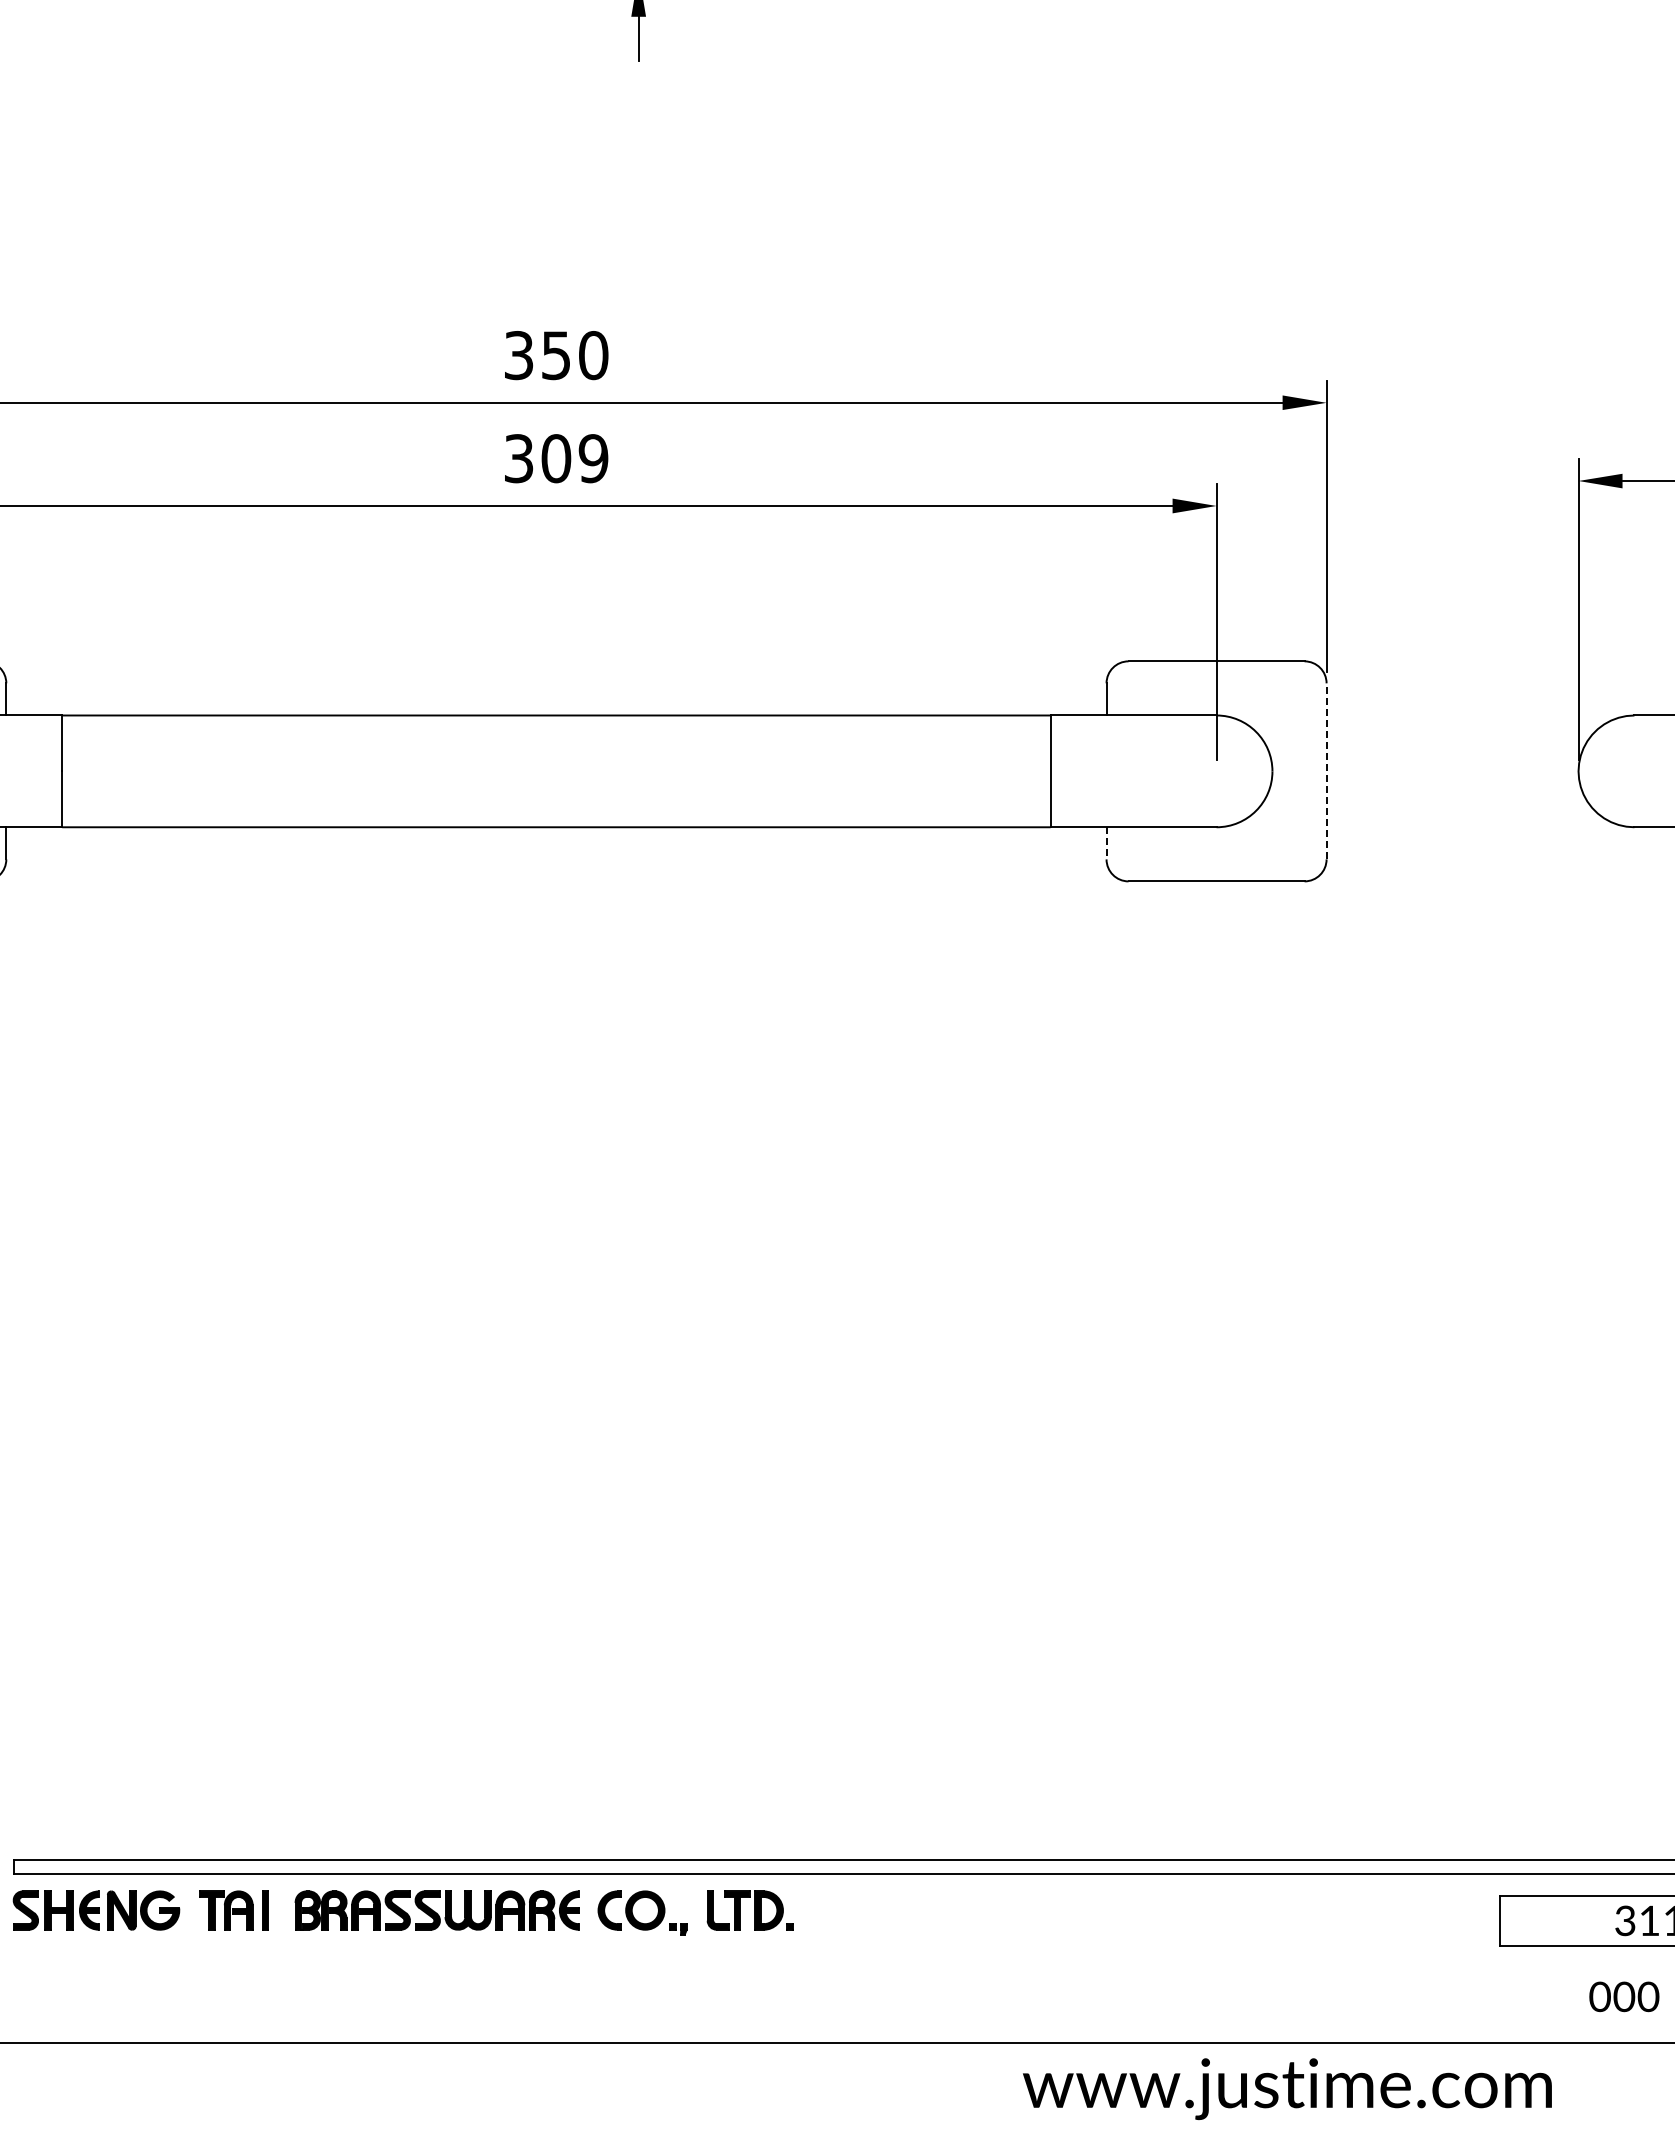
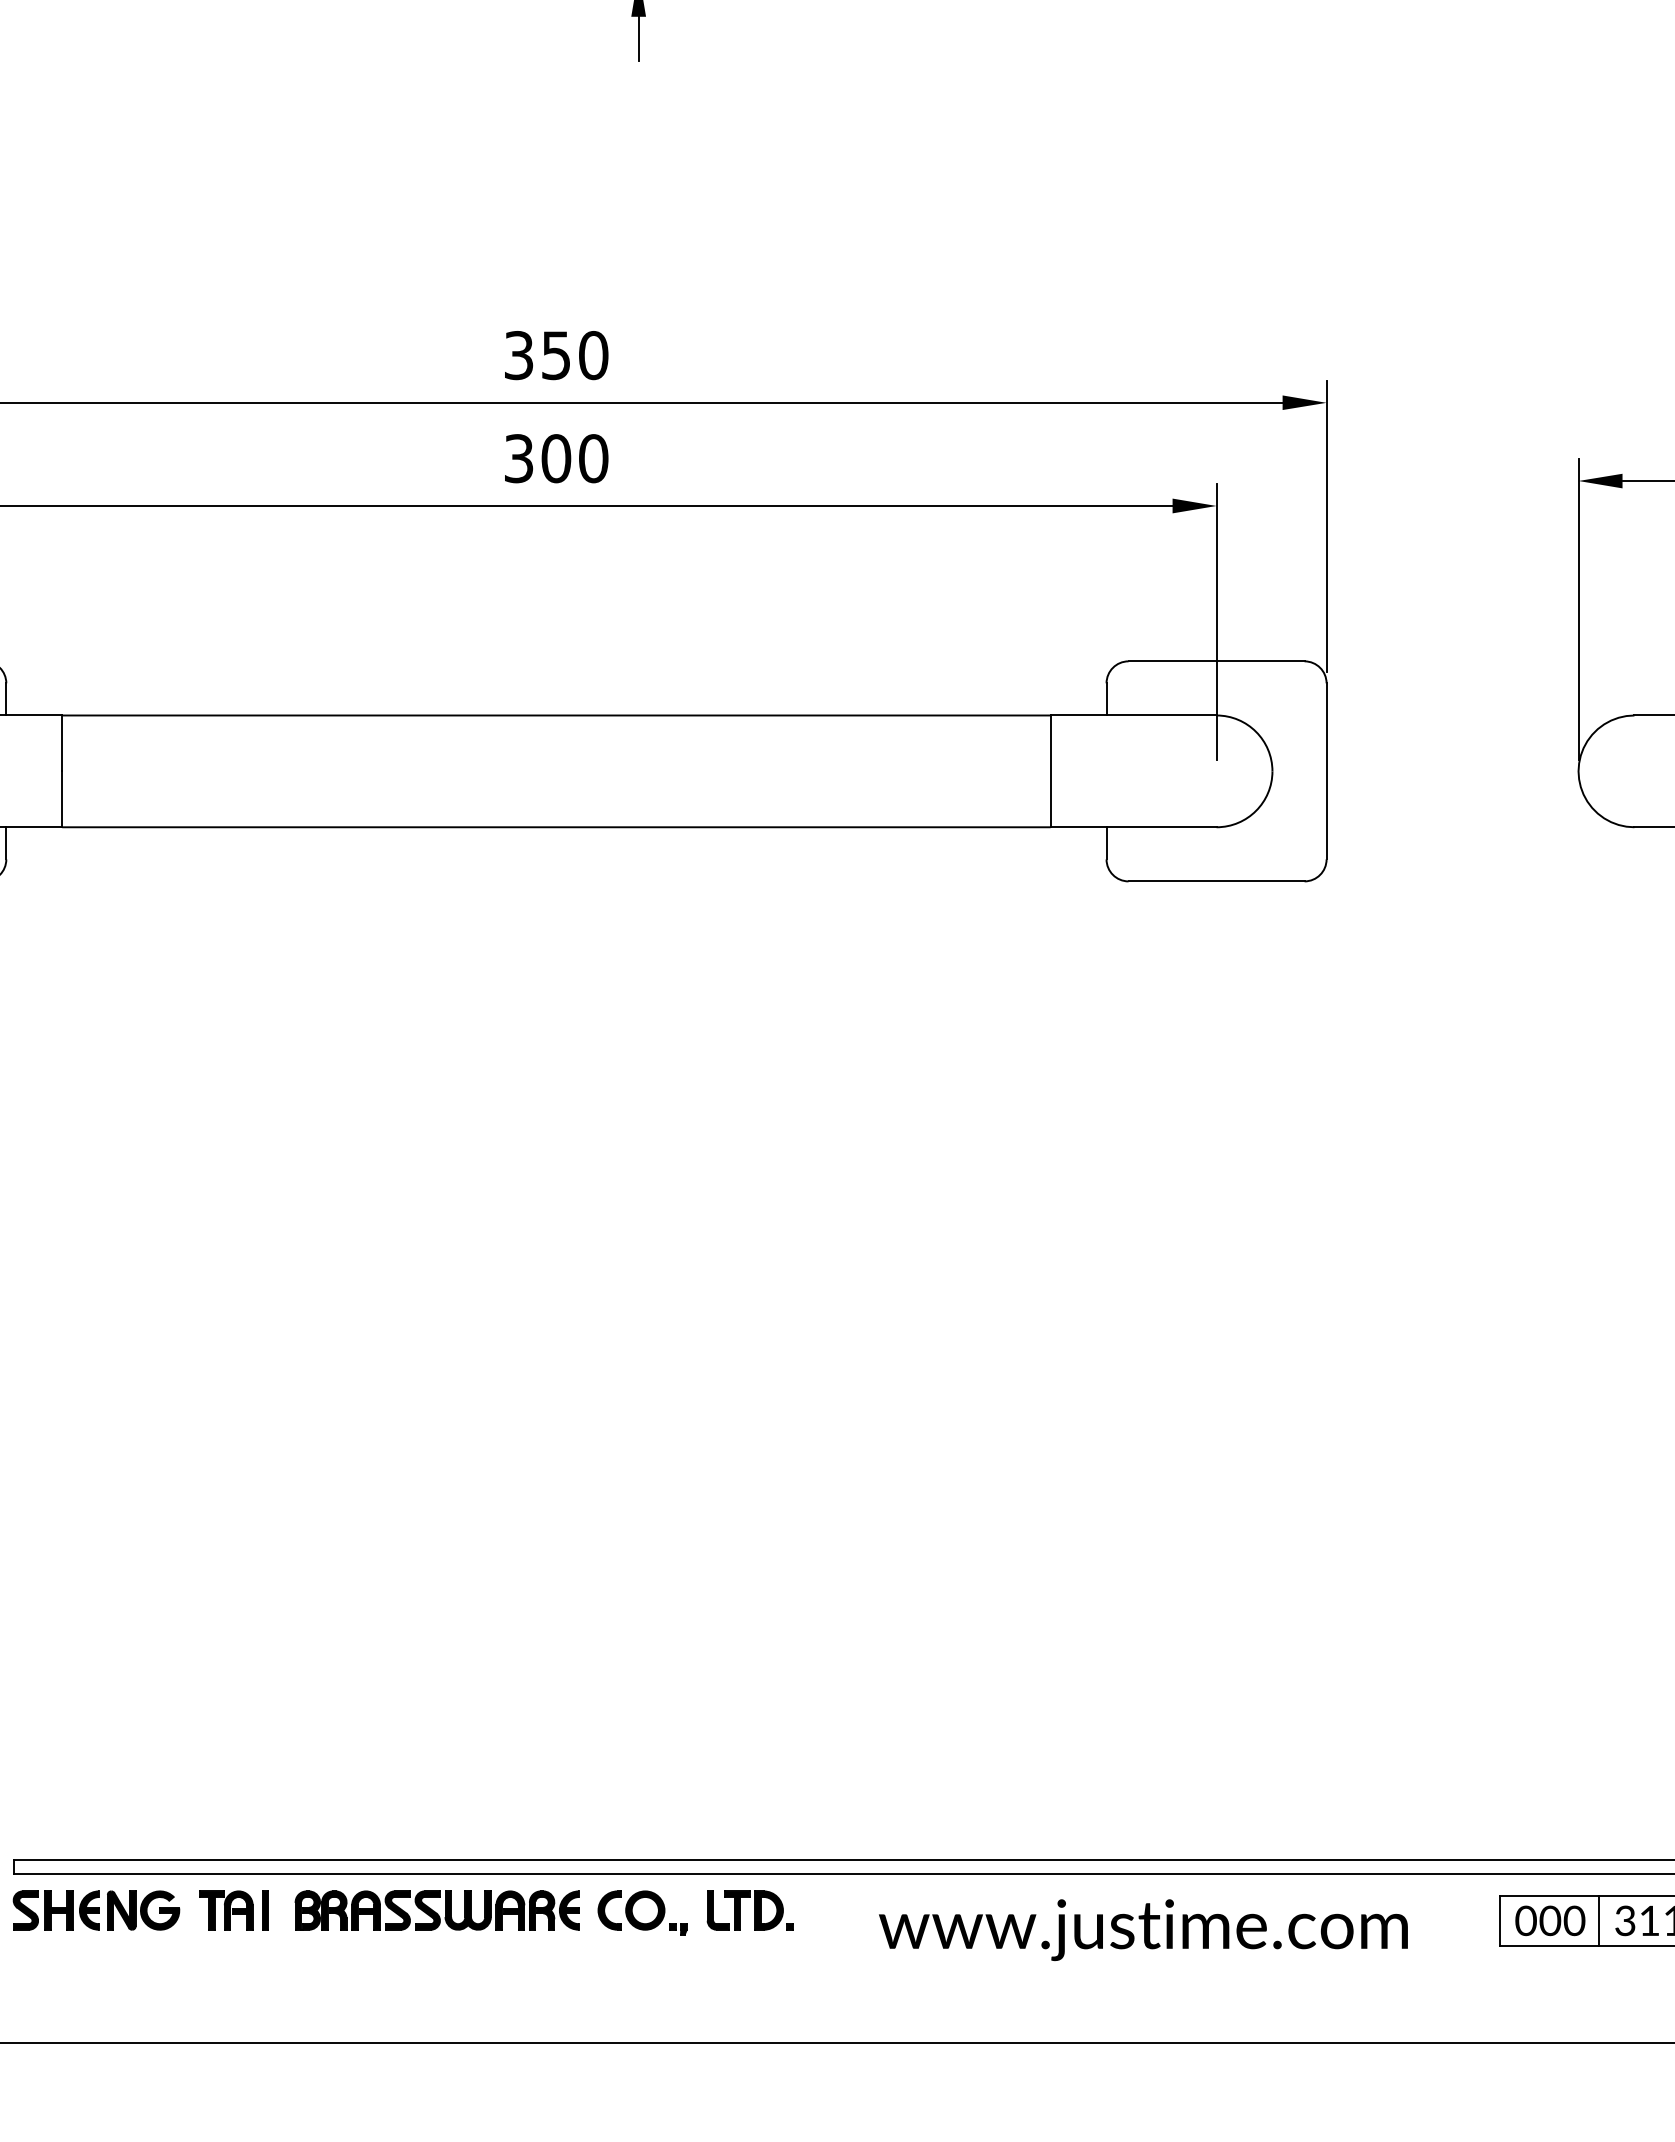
text: 309 -> 300 (593, 458)
line: dashed -> solid (1326, 770)
line: dashed -> solid (1106, 843)
line: none -> present (1599, 1920)
text position: (1624, 1996) -> (1550, 1920) (1550, 1920)
text position: (1287, 2088) -> (1143, 1929) (1143, 1929)
